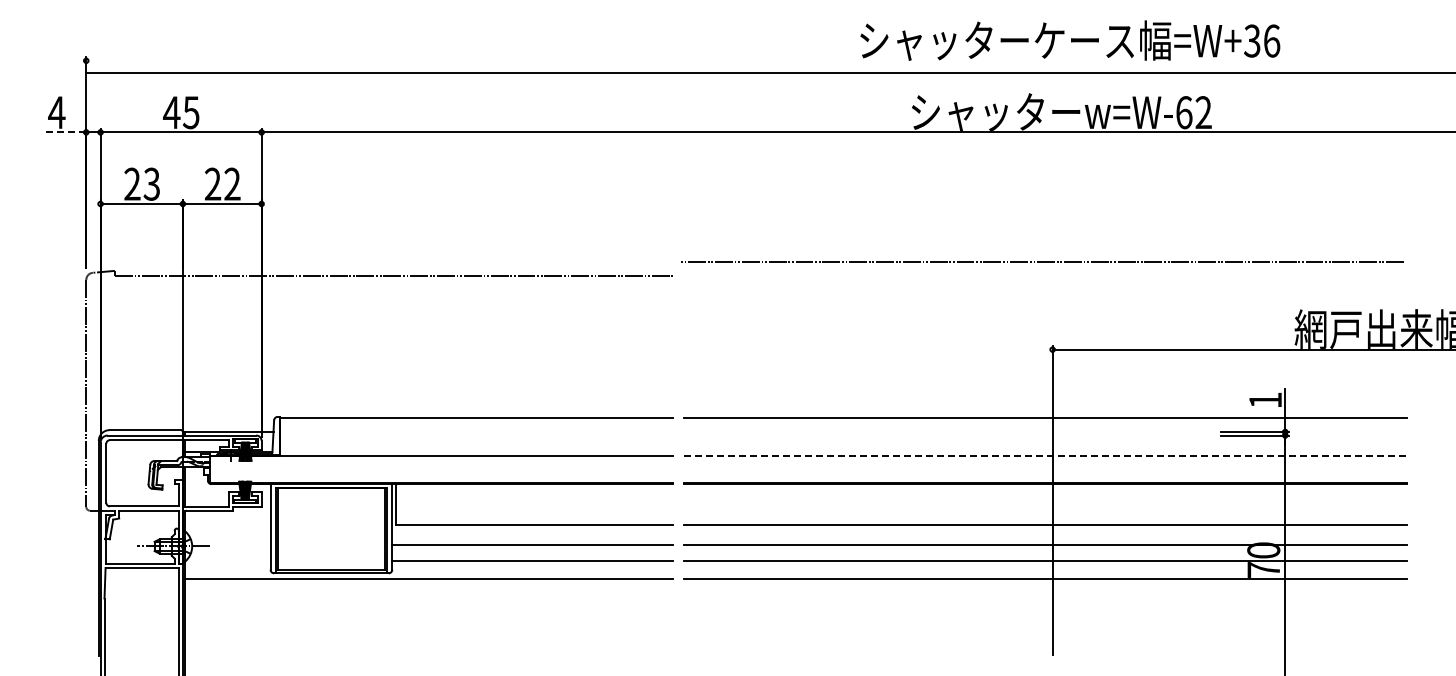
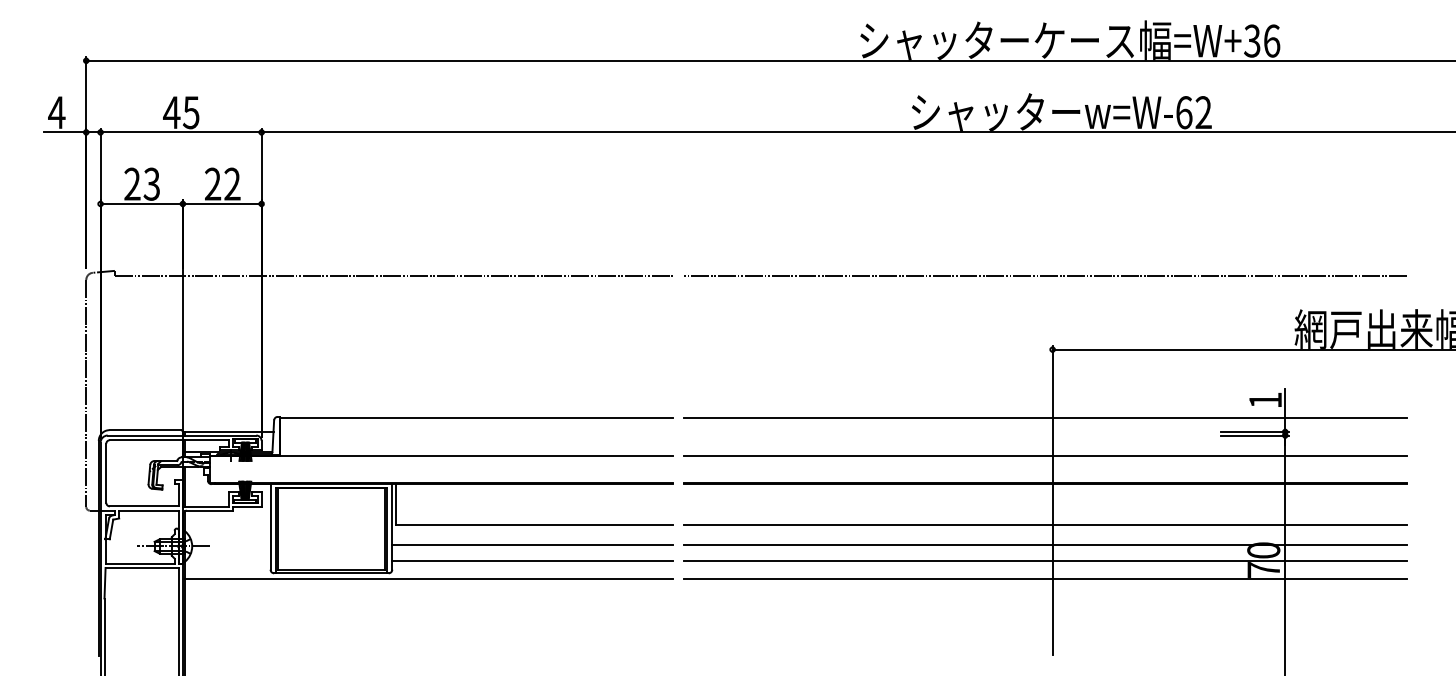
line position: (769, 72) -> (769, 60) (769, 60)
line: dashed -> solid (64, 132)
line position: (1042, 261) -> (1045, 275) (1045, 275)
line: dashed -> solid (1045, 456)
